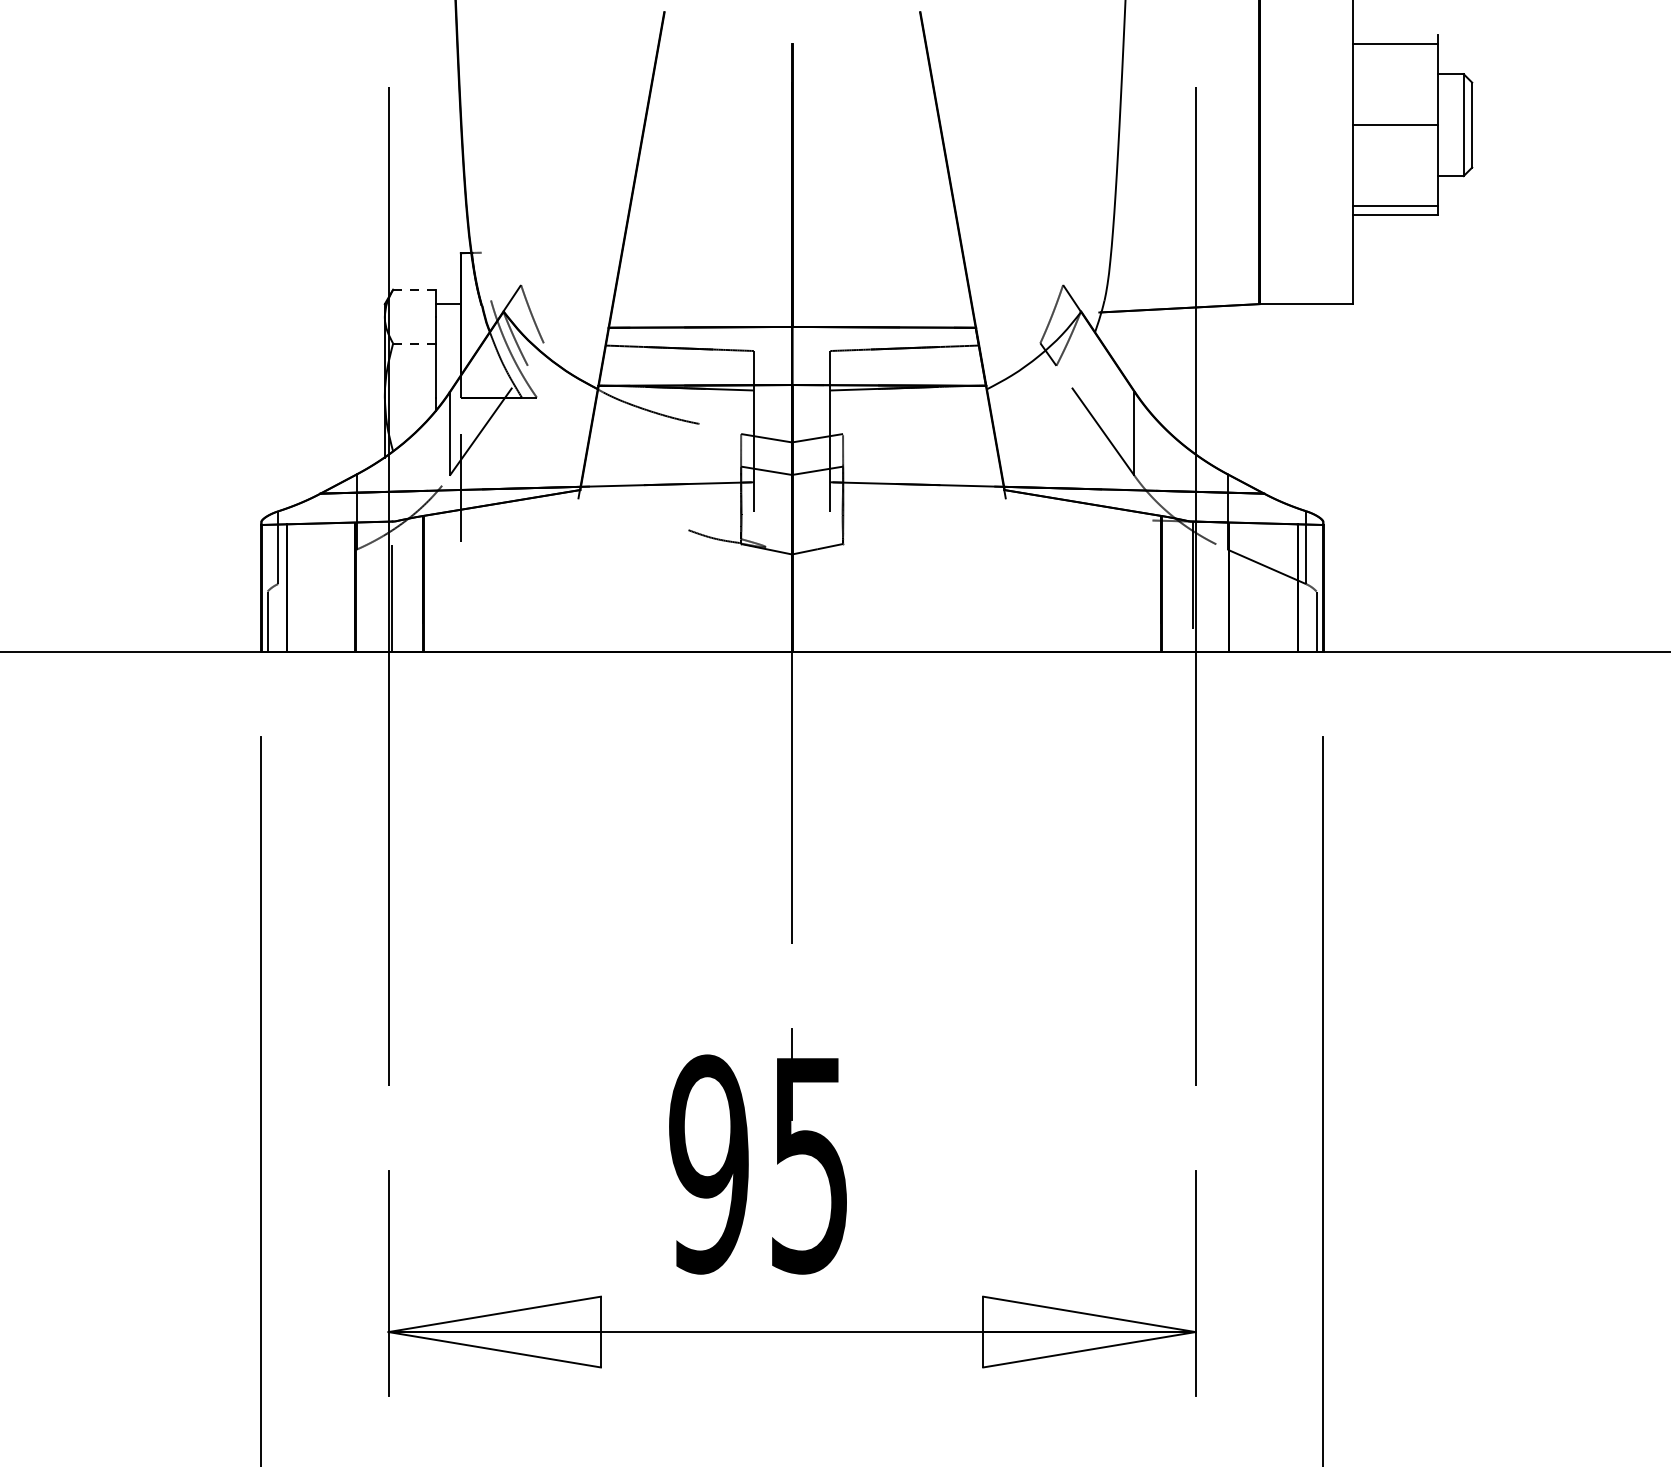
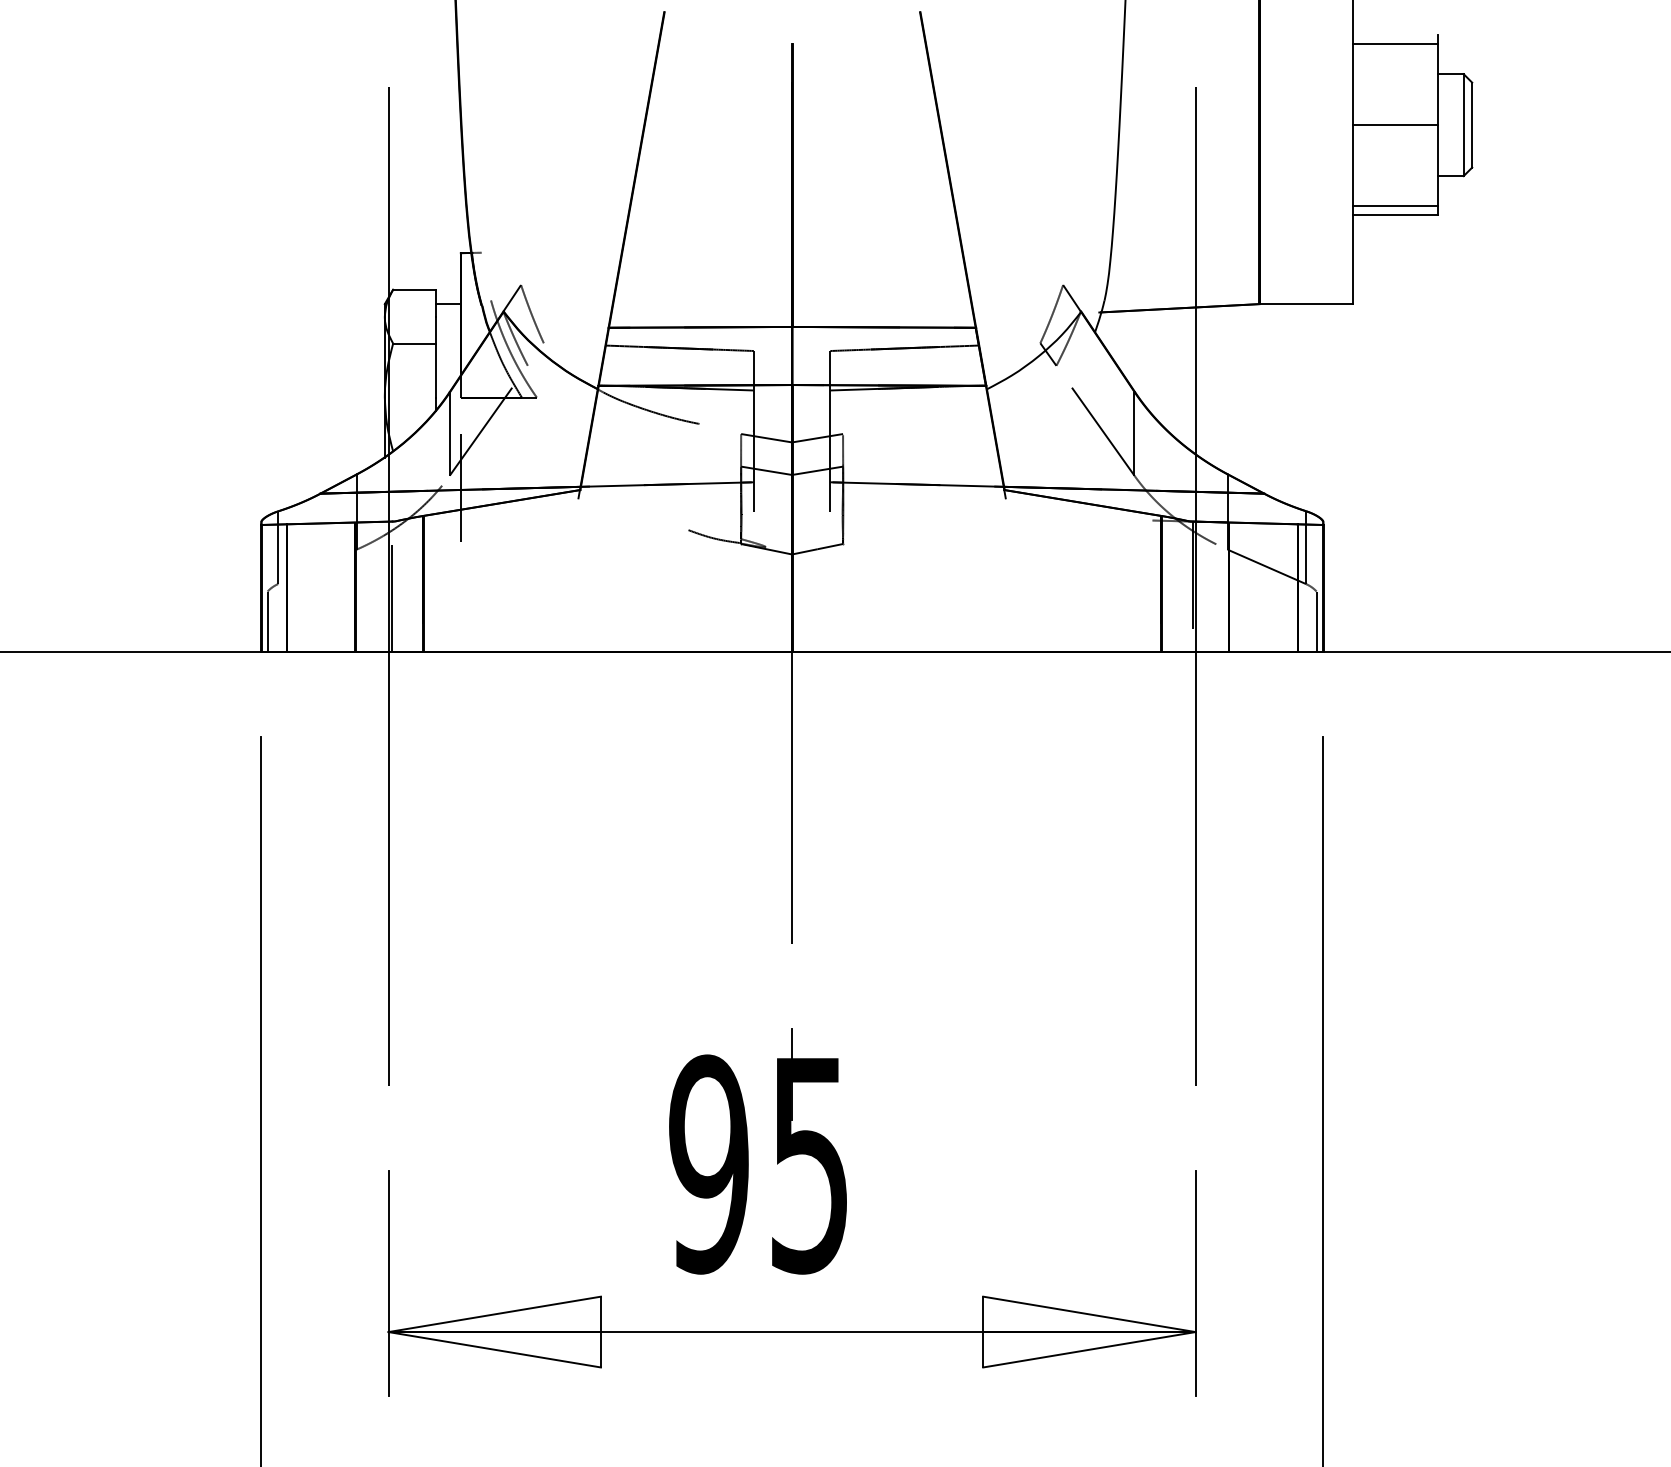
line: dashed -> solid (414, 289)
line: dashed -> solid (414, 343)
